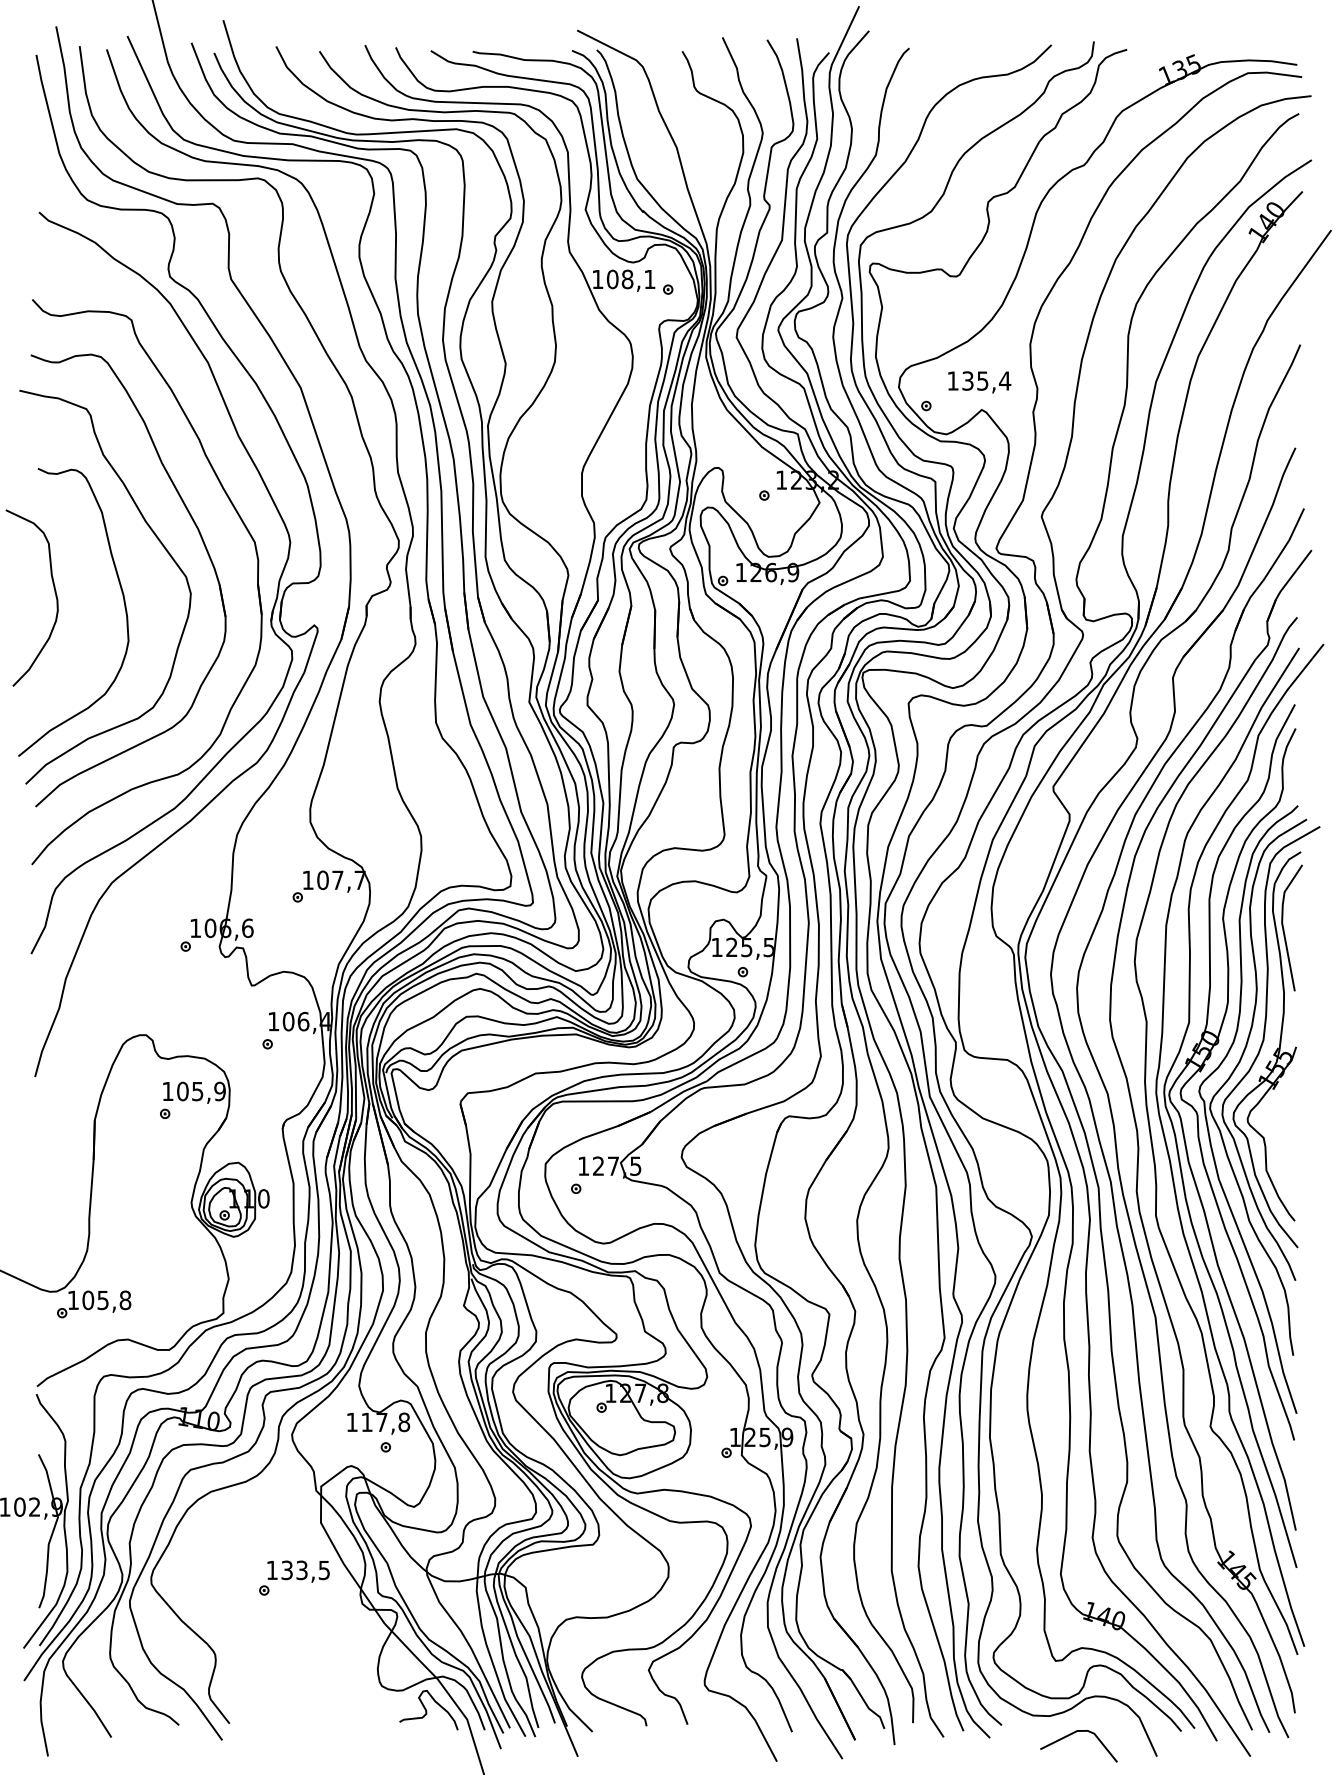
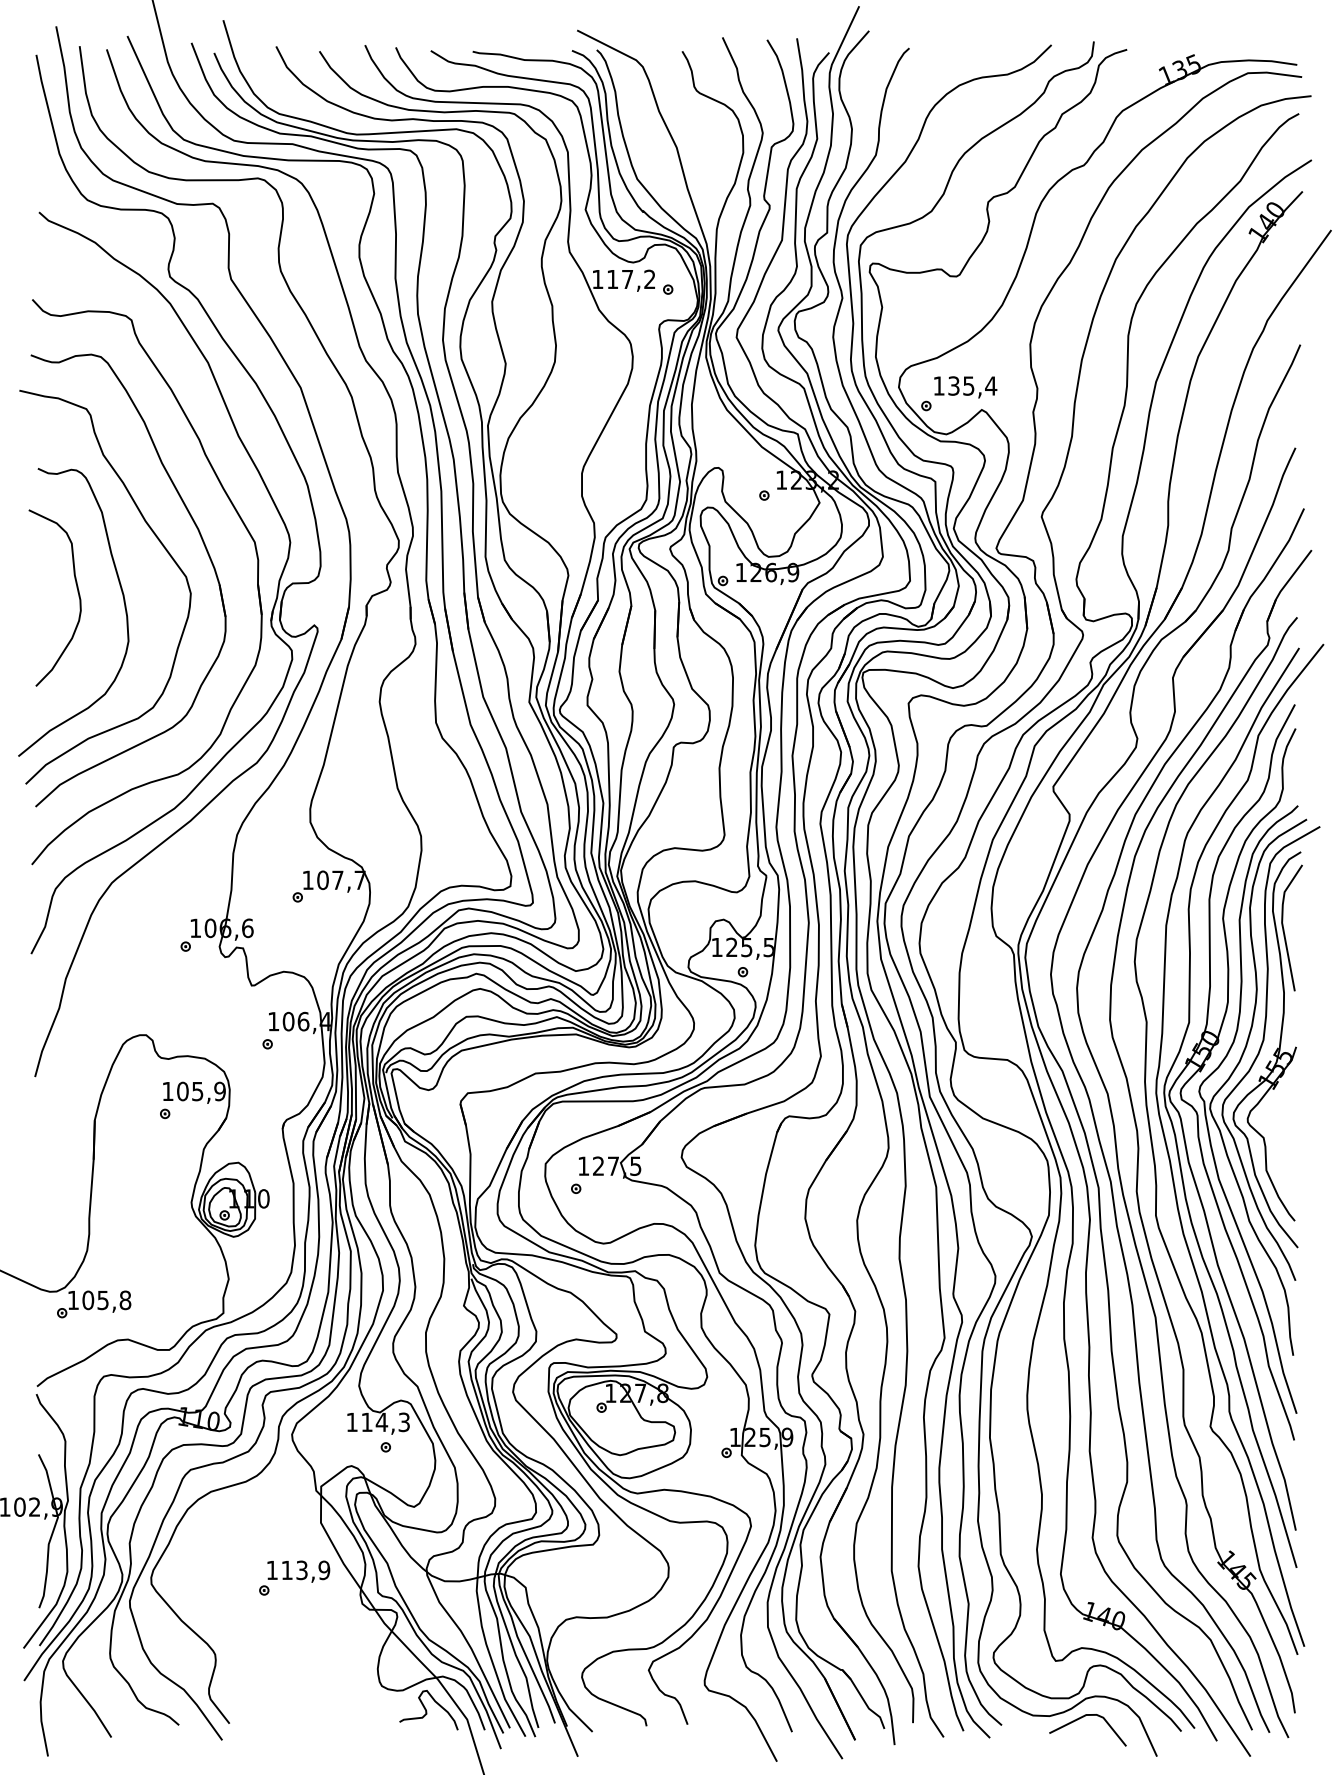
text: 108,1 -> 117,2 (630, 279)
text position: (979, 382) -> (965, 387) (965, 387)
curve position: (54, 592) -> (77, 592) (77, 592)
text: 117,8 -> 114,3 (392, 1422)
text: 133,5 -> 113,9 (305, 1570)
line position: (1072, 1734) -> (1081, 1718) (1081, 1718)
